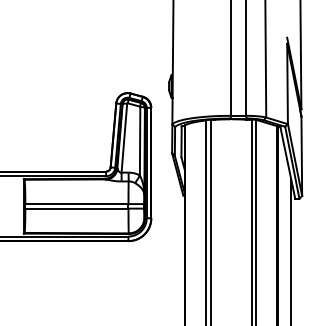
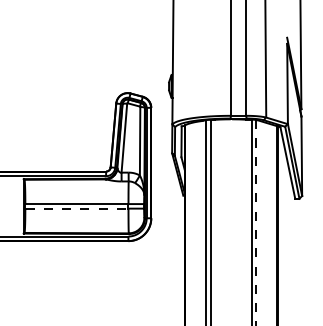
line: solid -> dashed (76, 208)
line: solid -> dashed (256, 222)
line: present -> none (291, 250)
